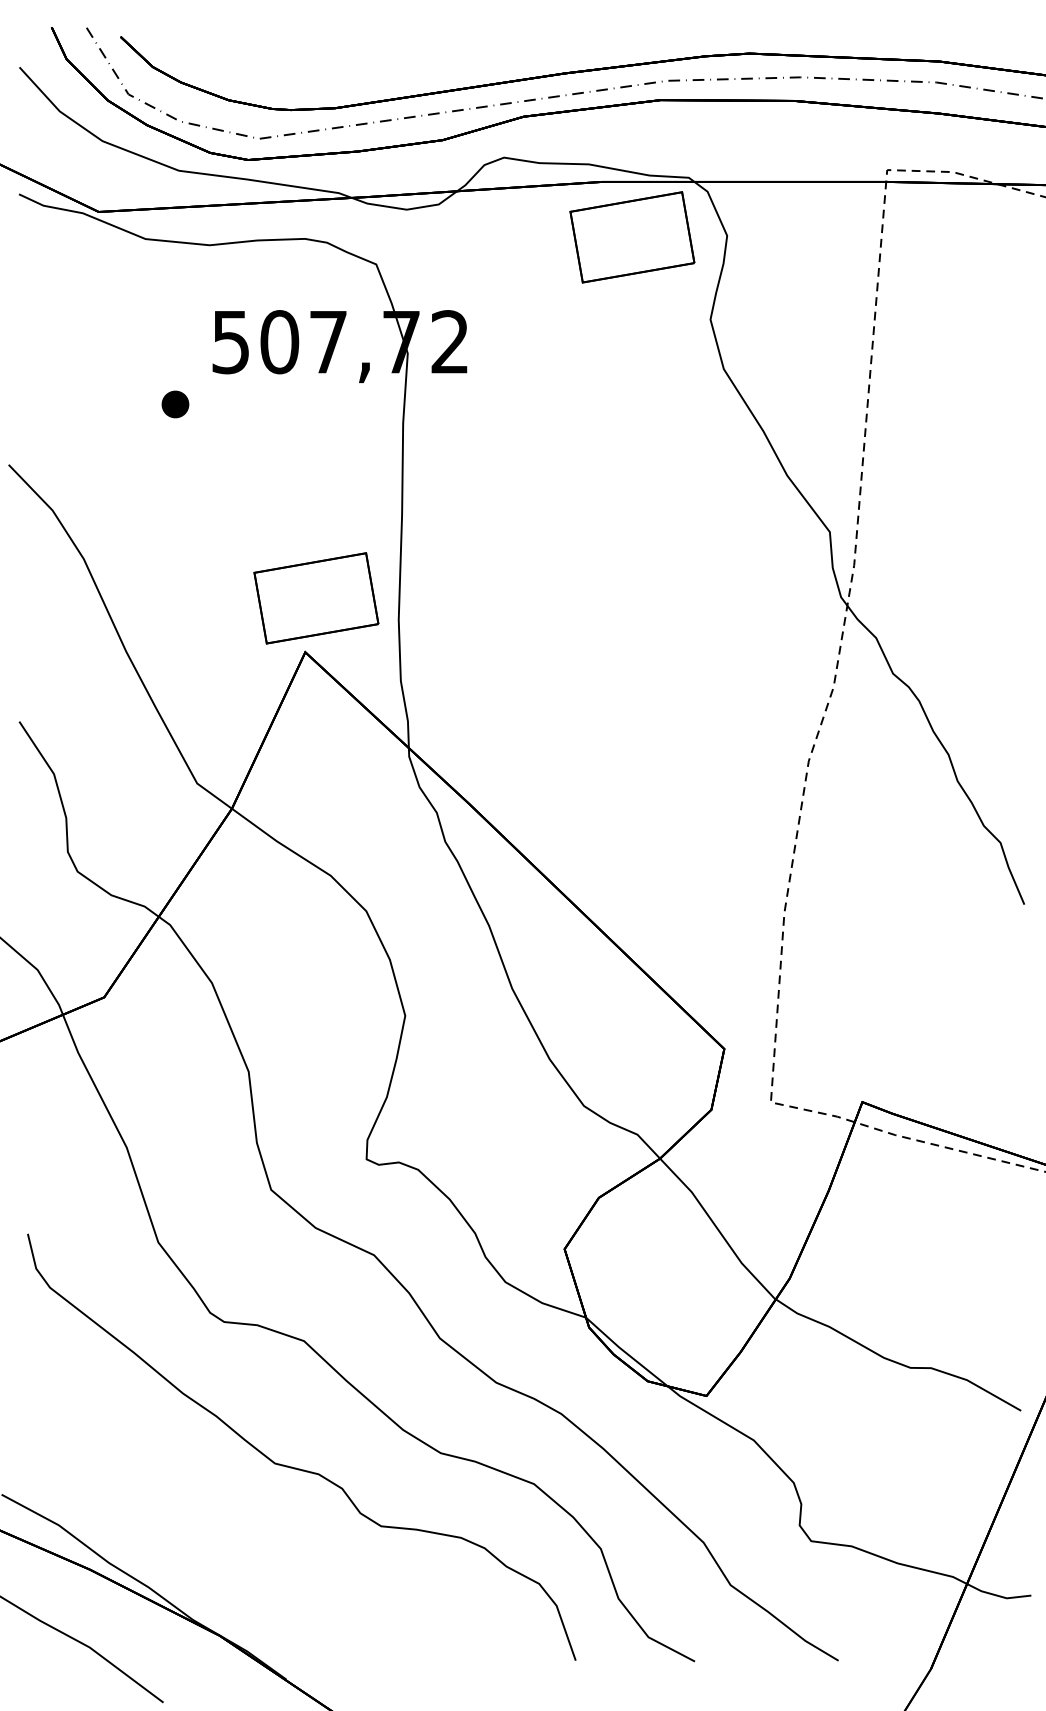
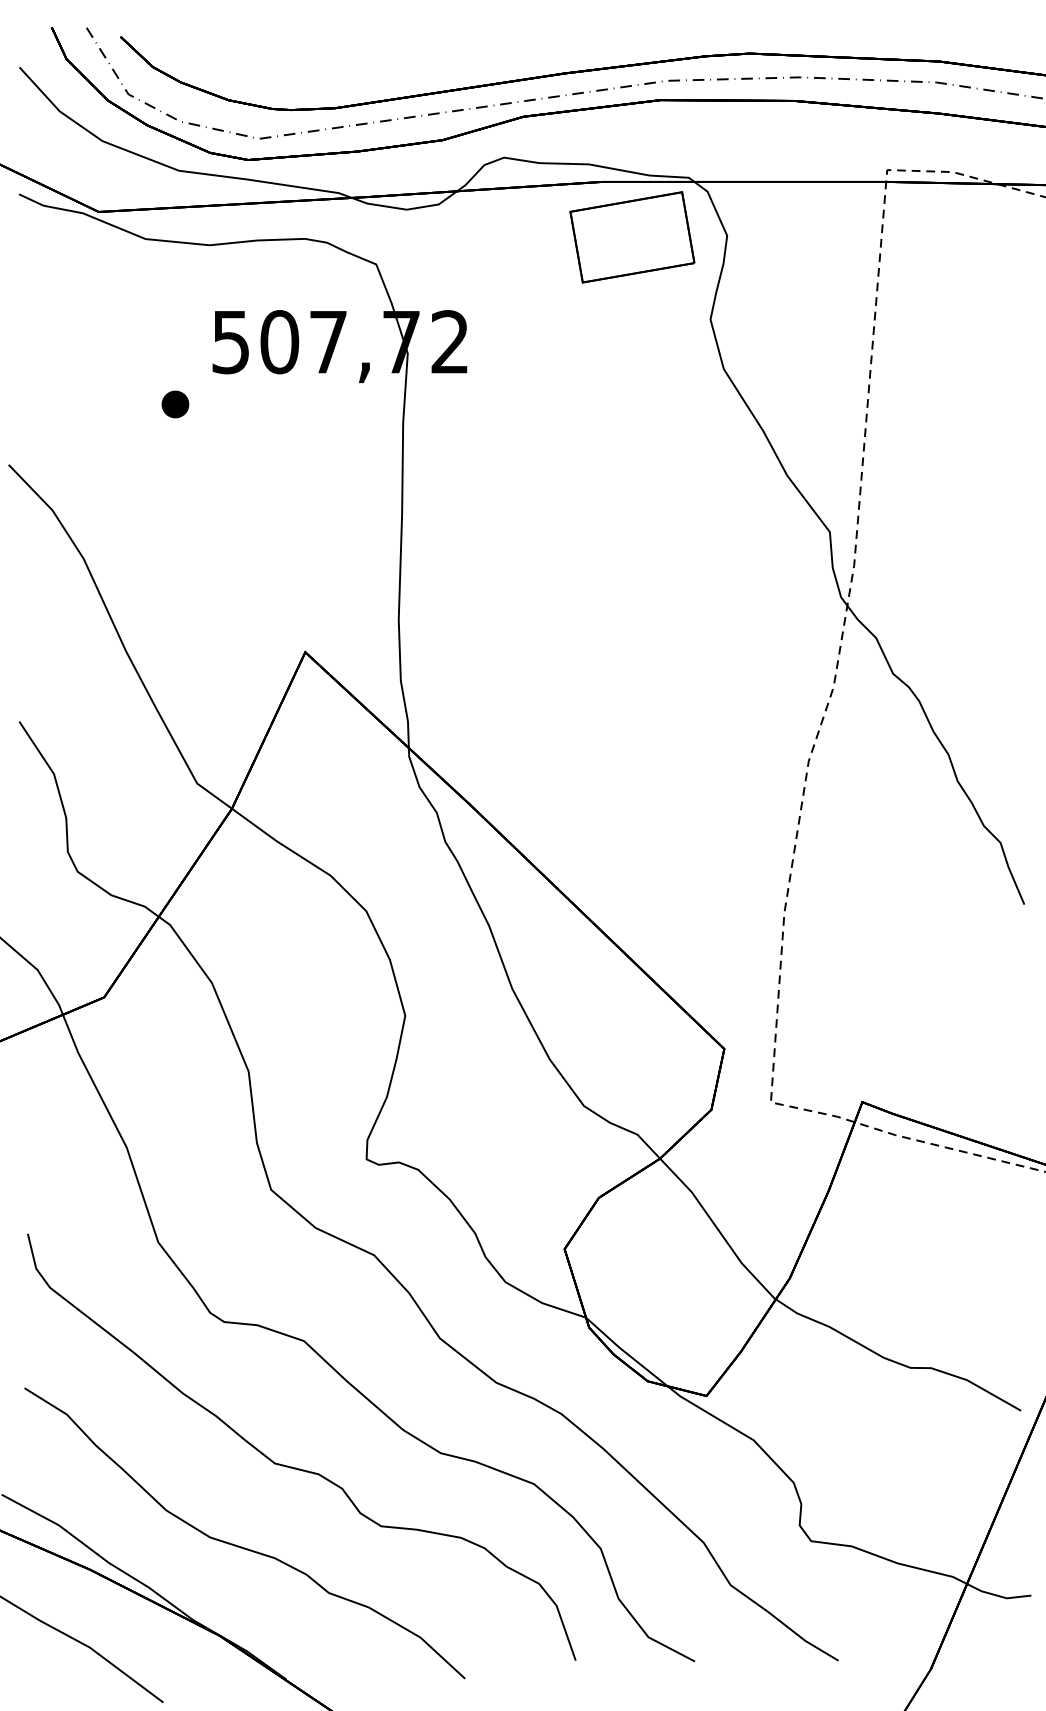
part: present -> none (316, 598)
curve: none -> present (239, 1545)
